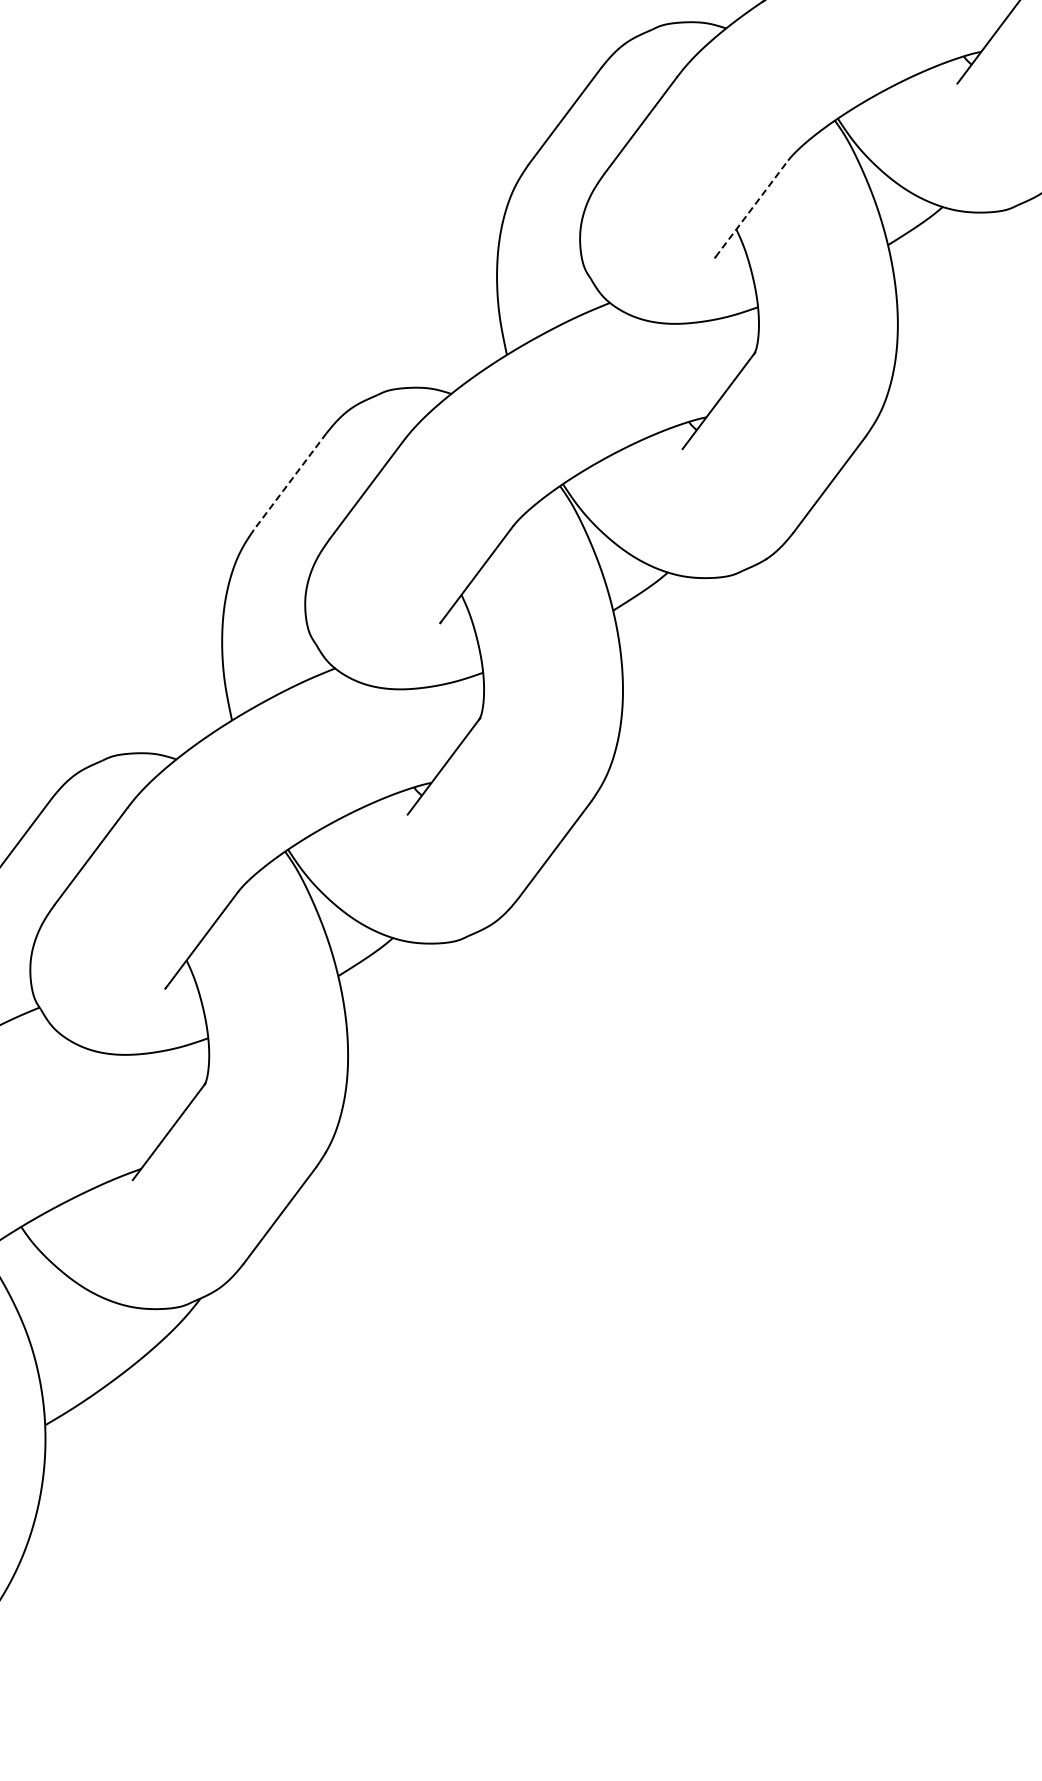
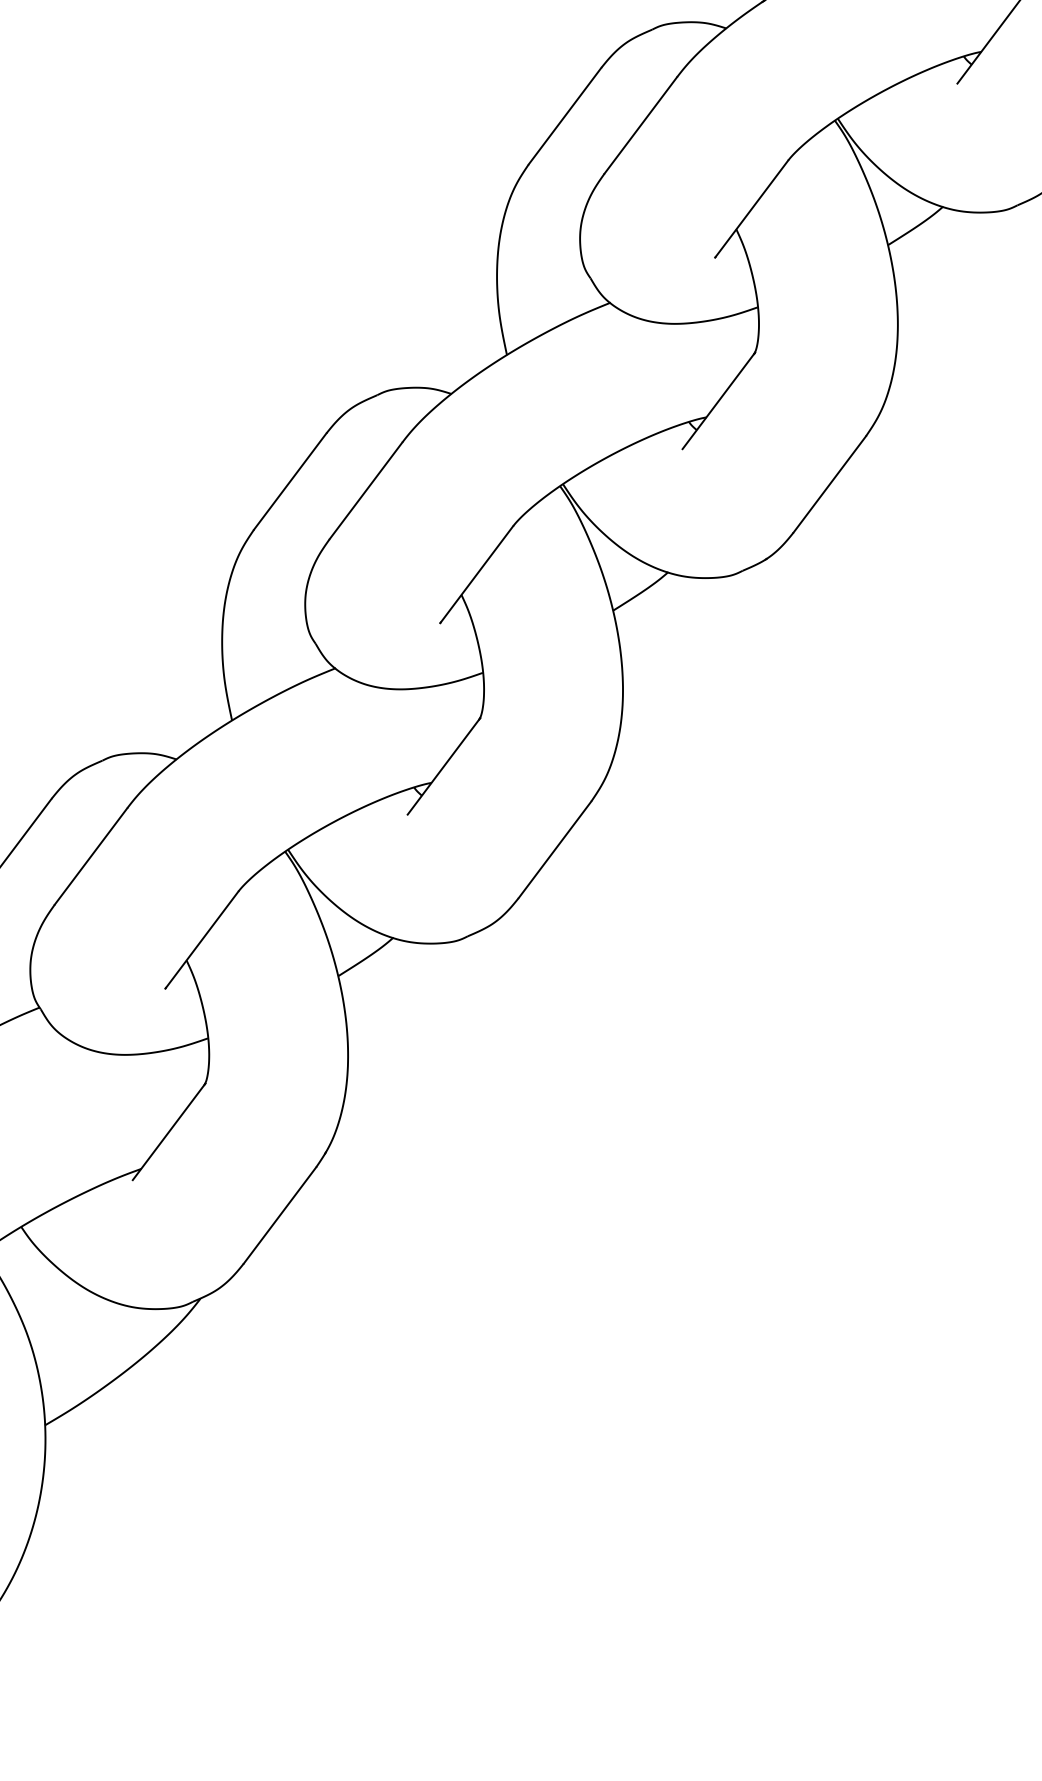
line: dashed -> solid (752, 208)
line: dashed -> solid (289, 481)
